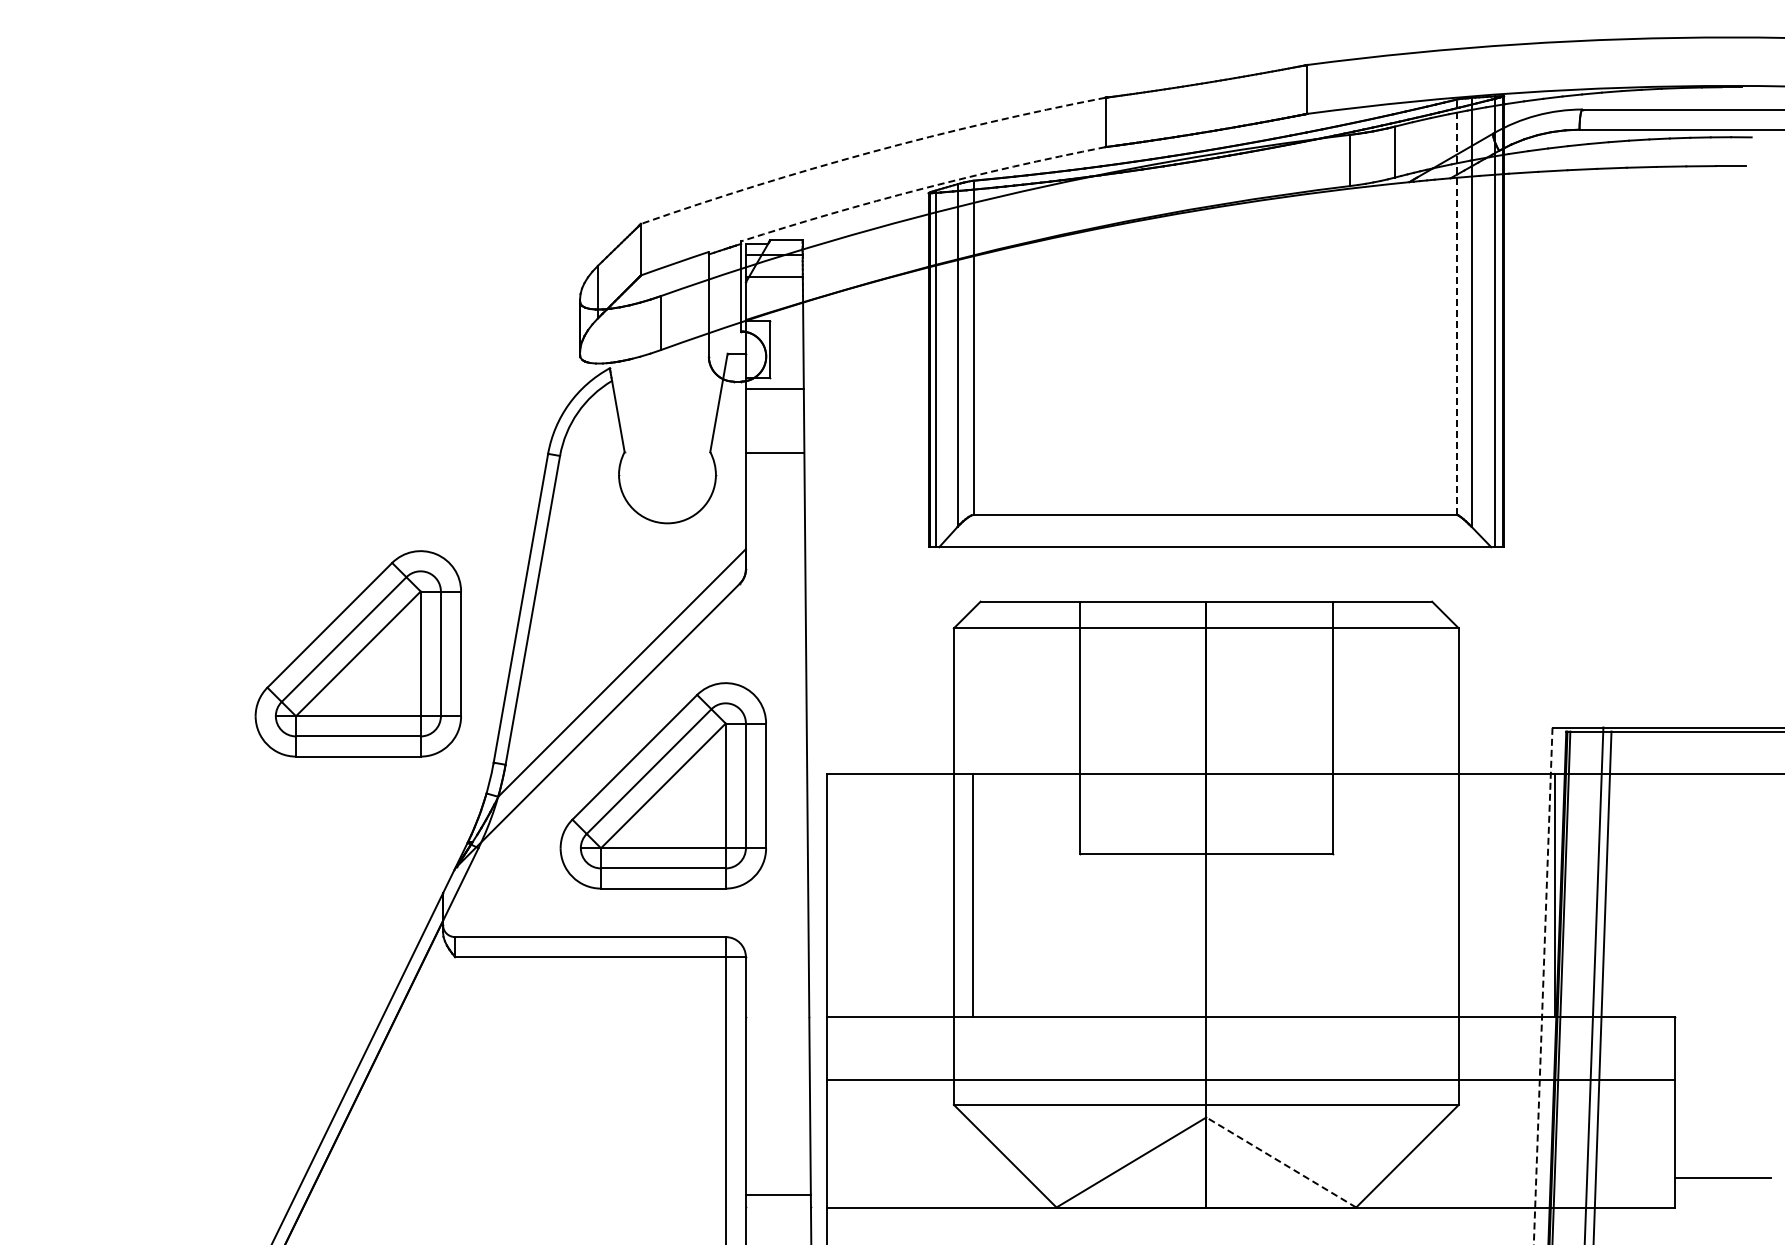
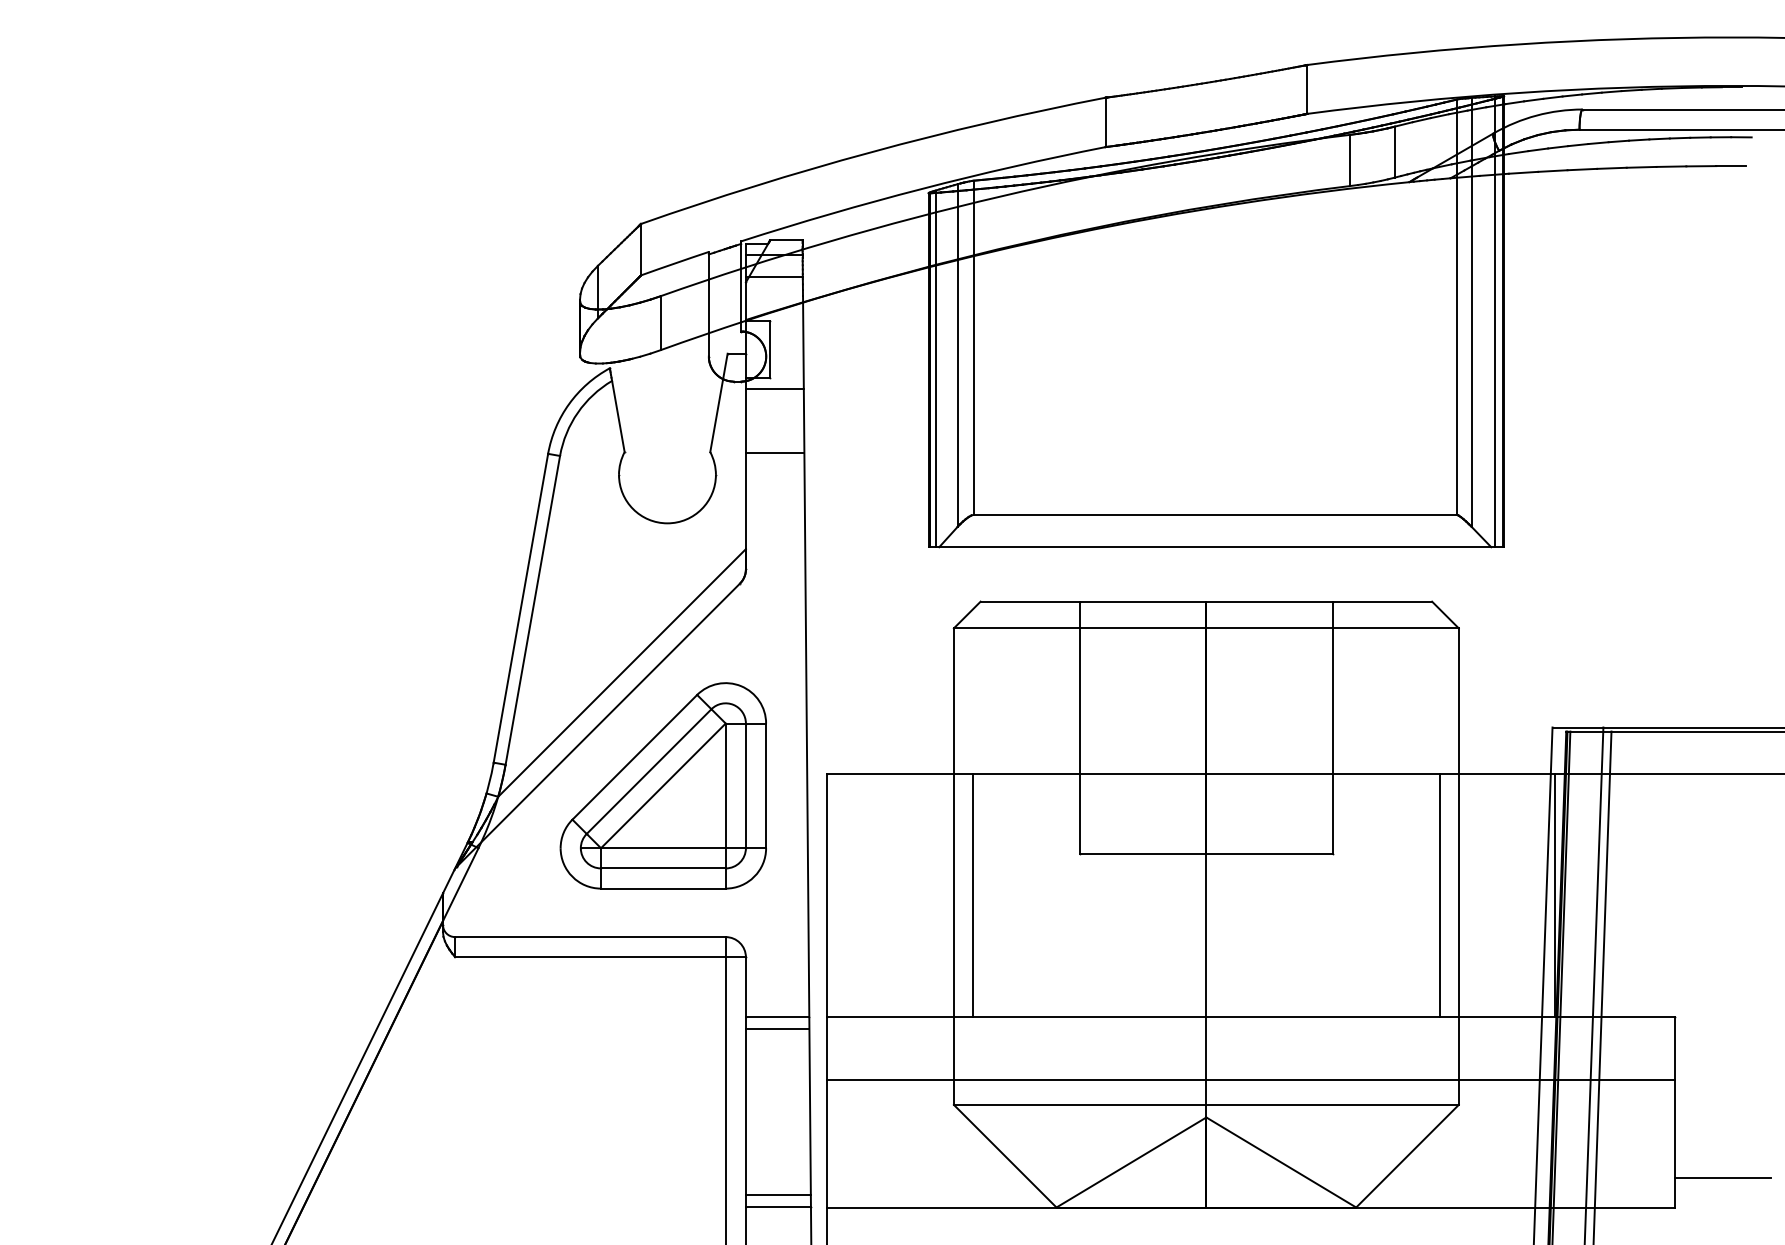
arc: dashed -> solid (870, 152)
arc: dashed -> solid (921, 188)
line: dashed -> solid (1456, 307)
part: present -> none (357, 653)
line: none -> present (1439, 895)
line: dashed -> solid (1543, 986)
line: none -> present (777, 1016)
line: none -> present (777, 1028)
line: dashed -> solid (1280, 1162)
line: none -> present (777, 1207)
